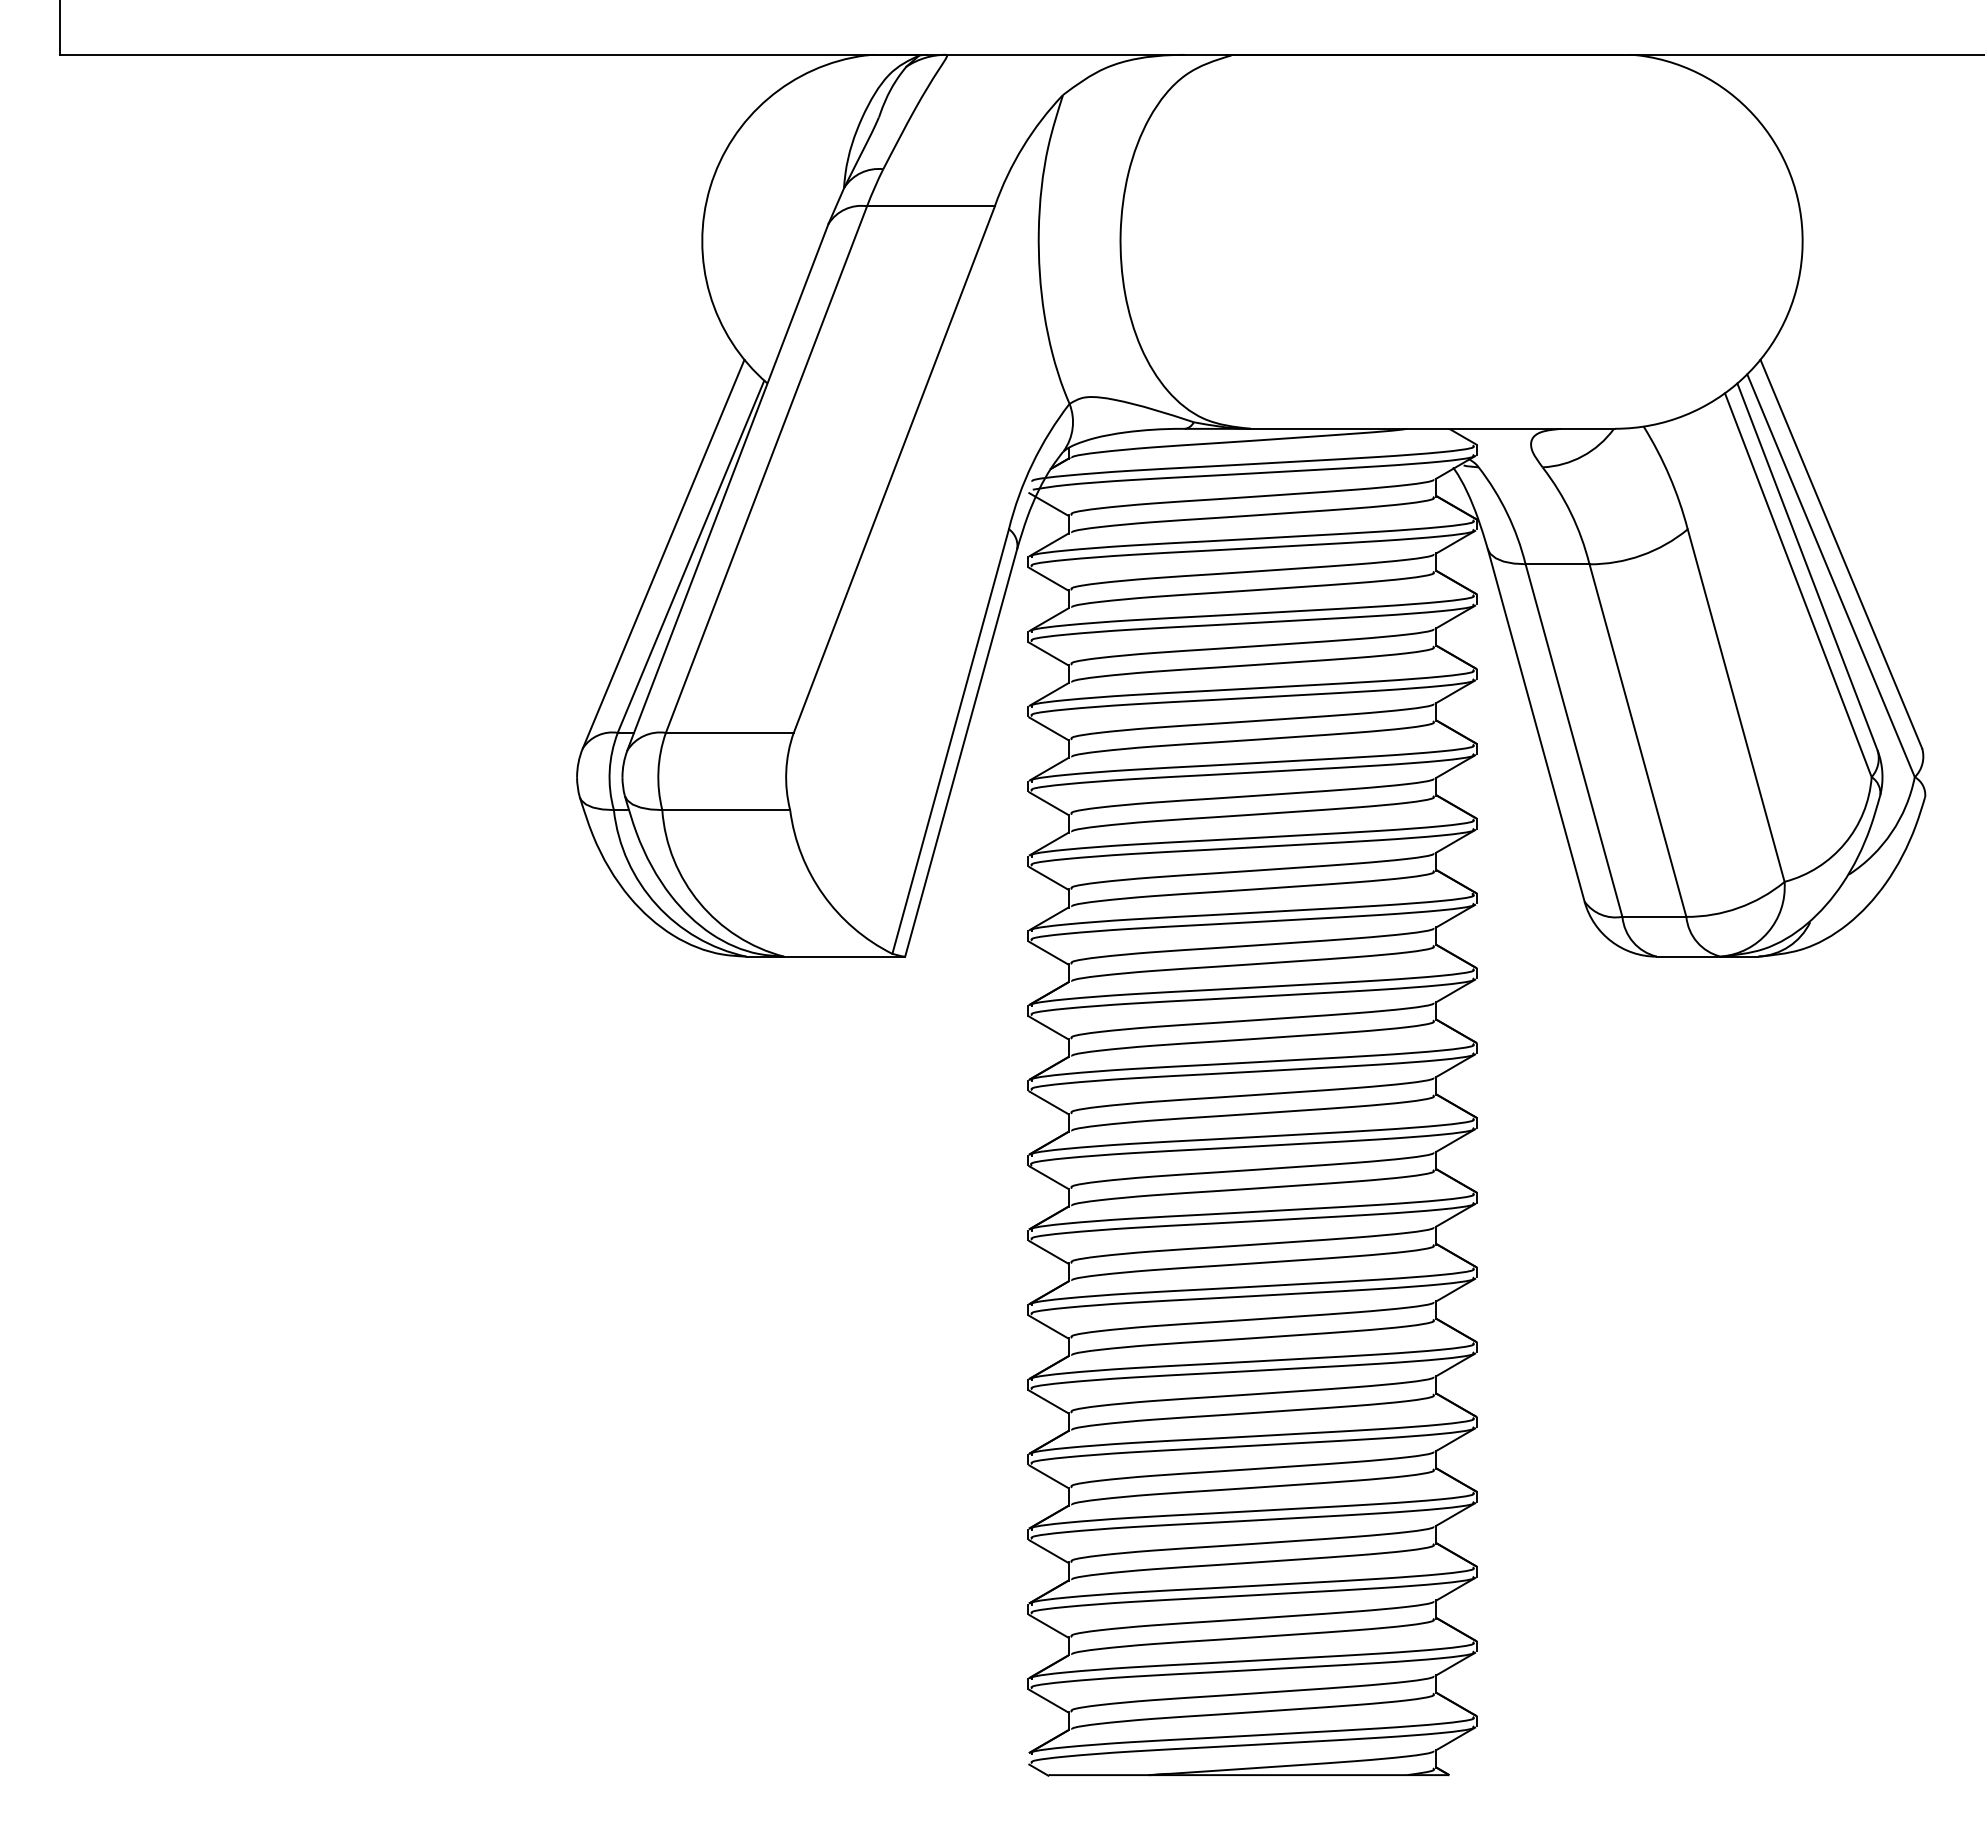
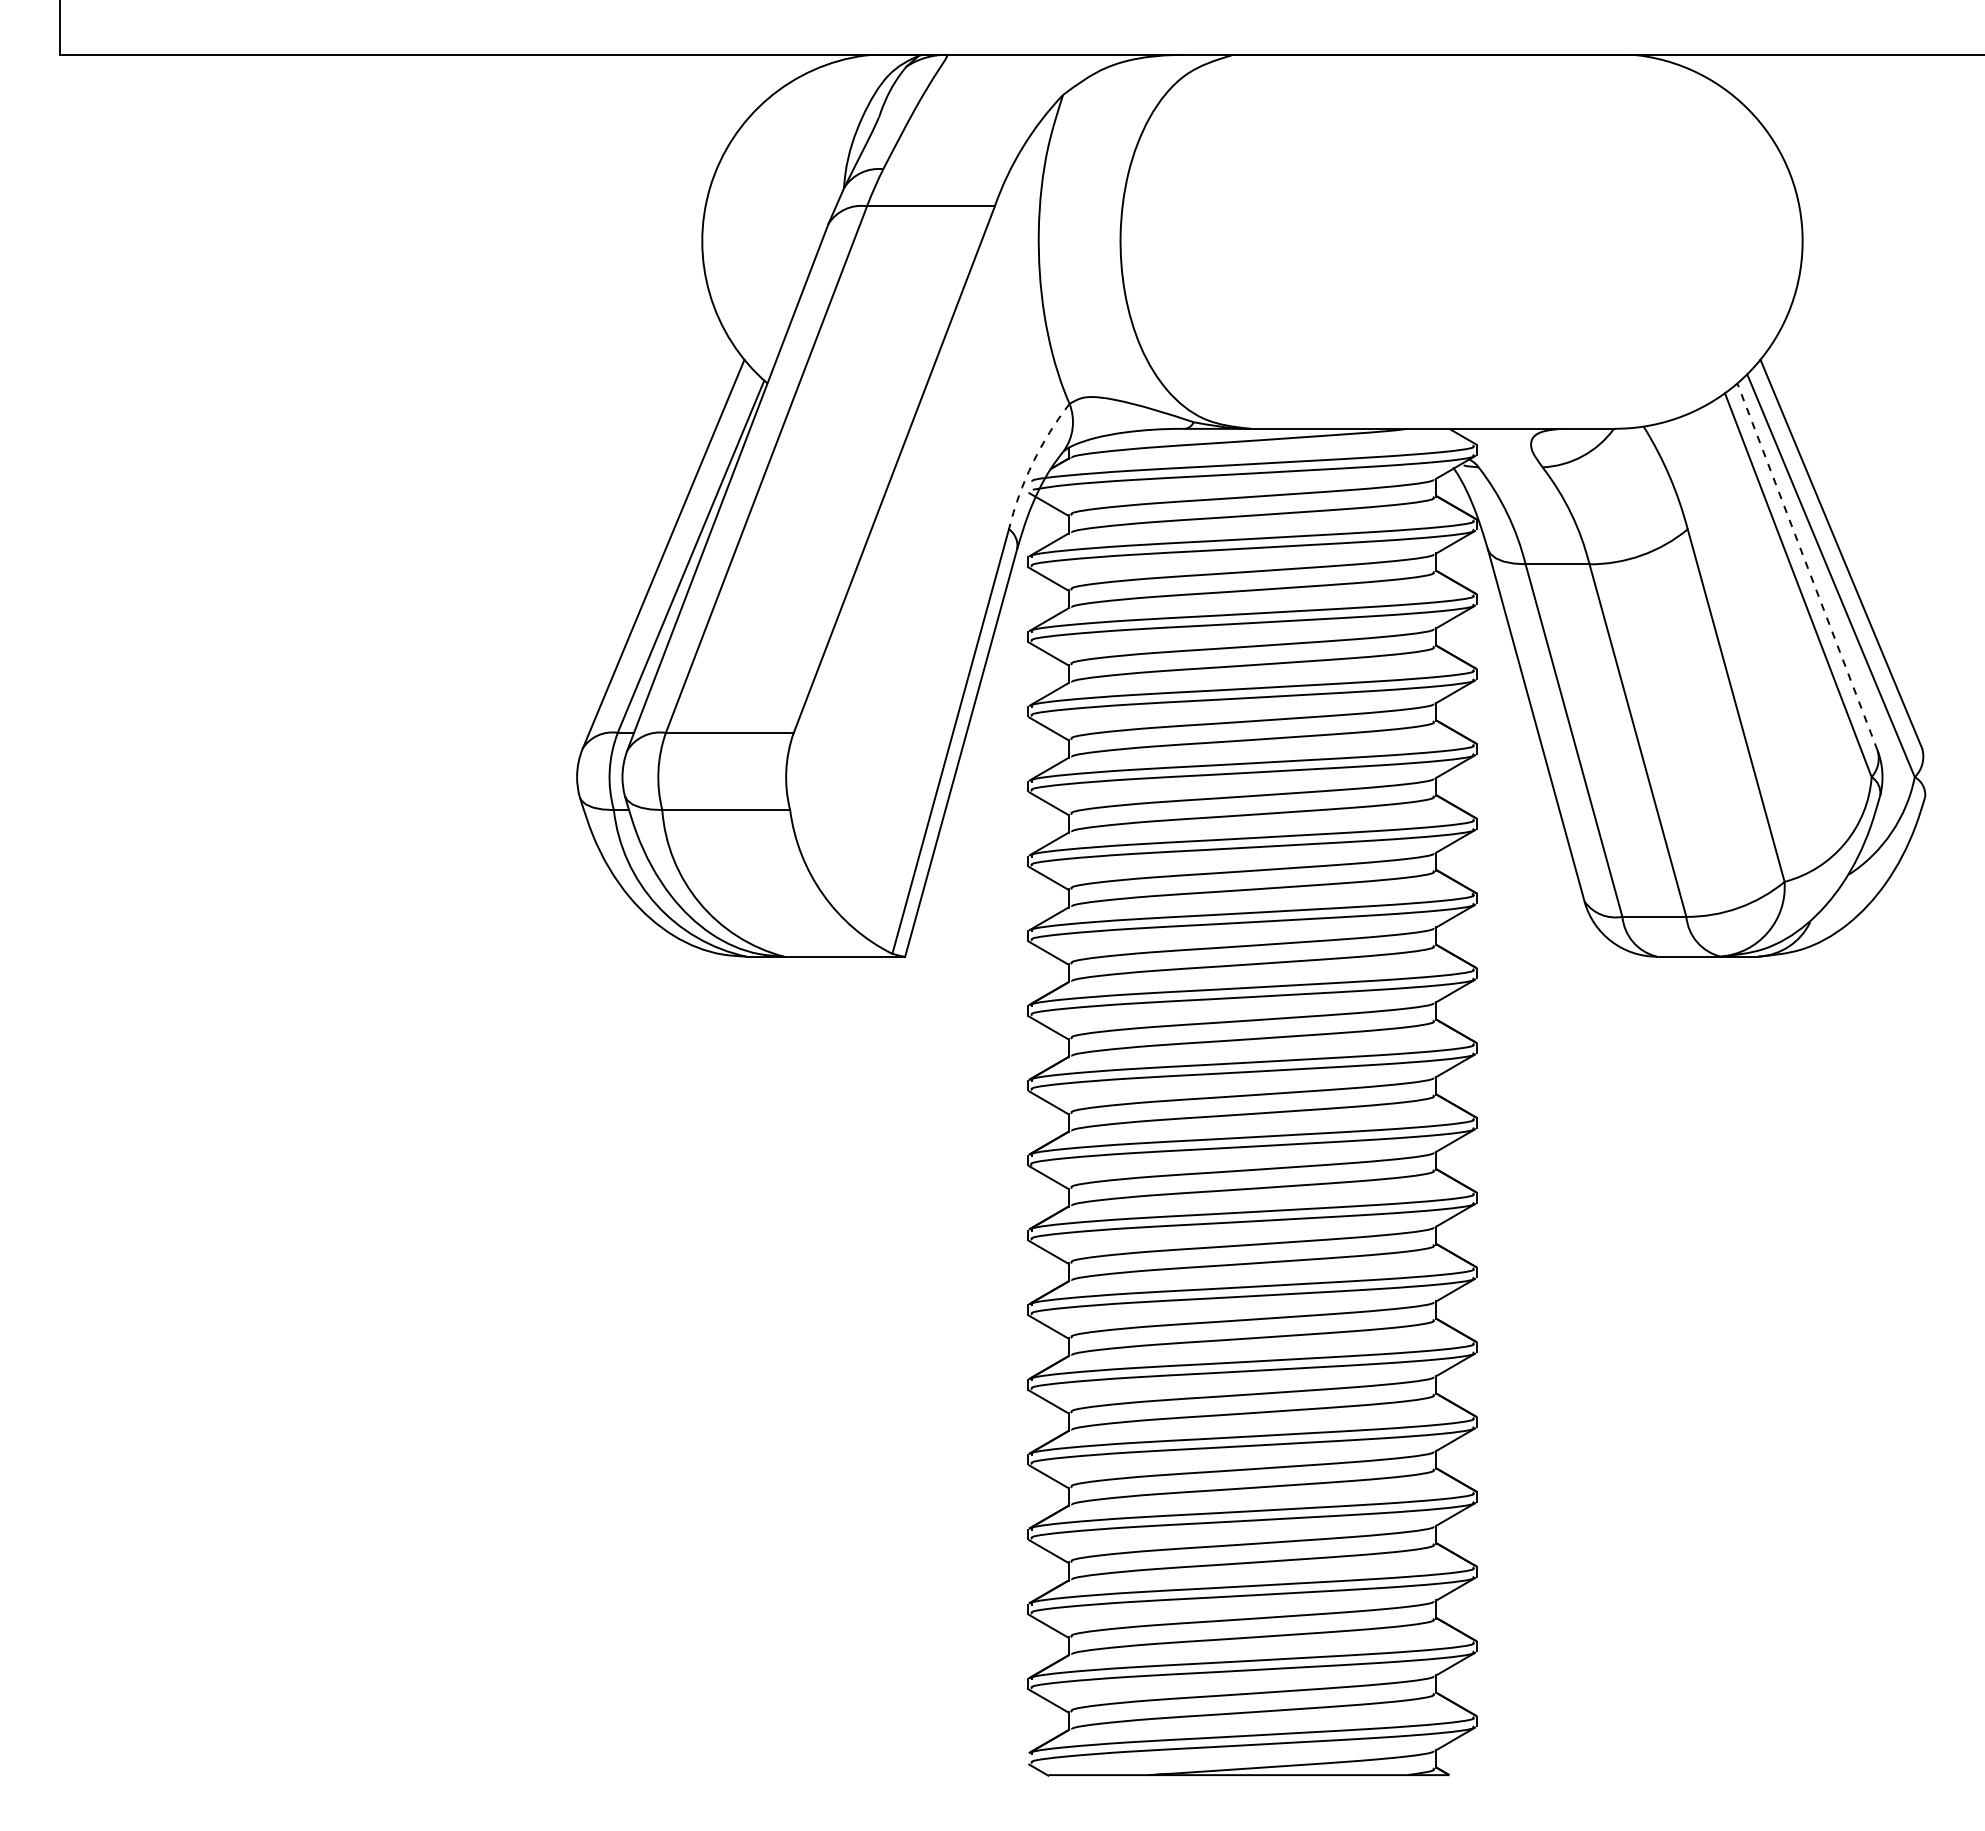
arc: solid -> dashed (1032, 463)
line: solid -> dashed (1807, 566)
